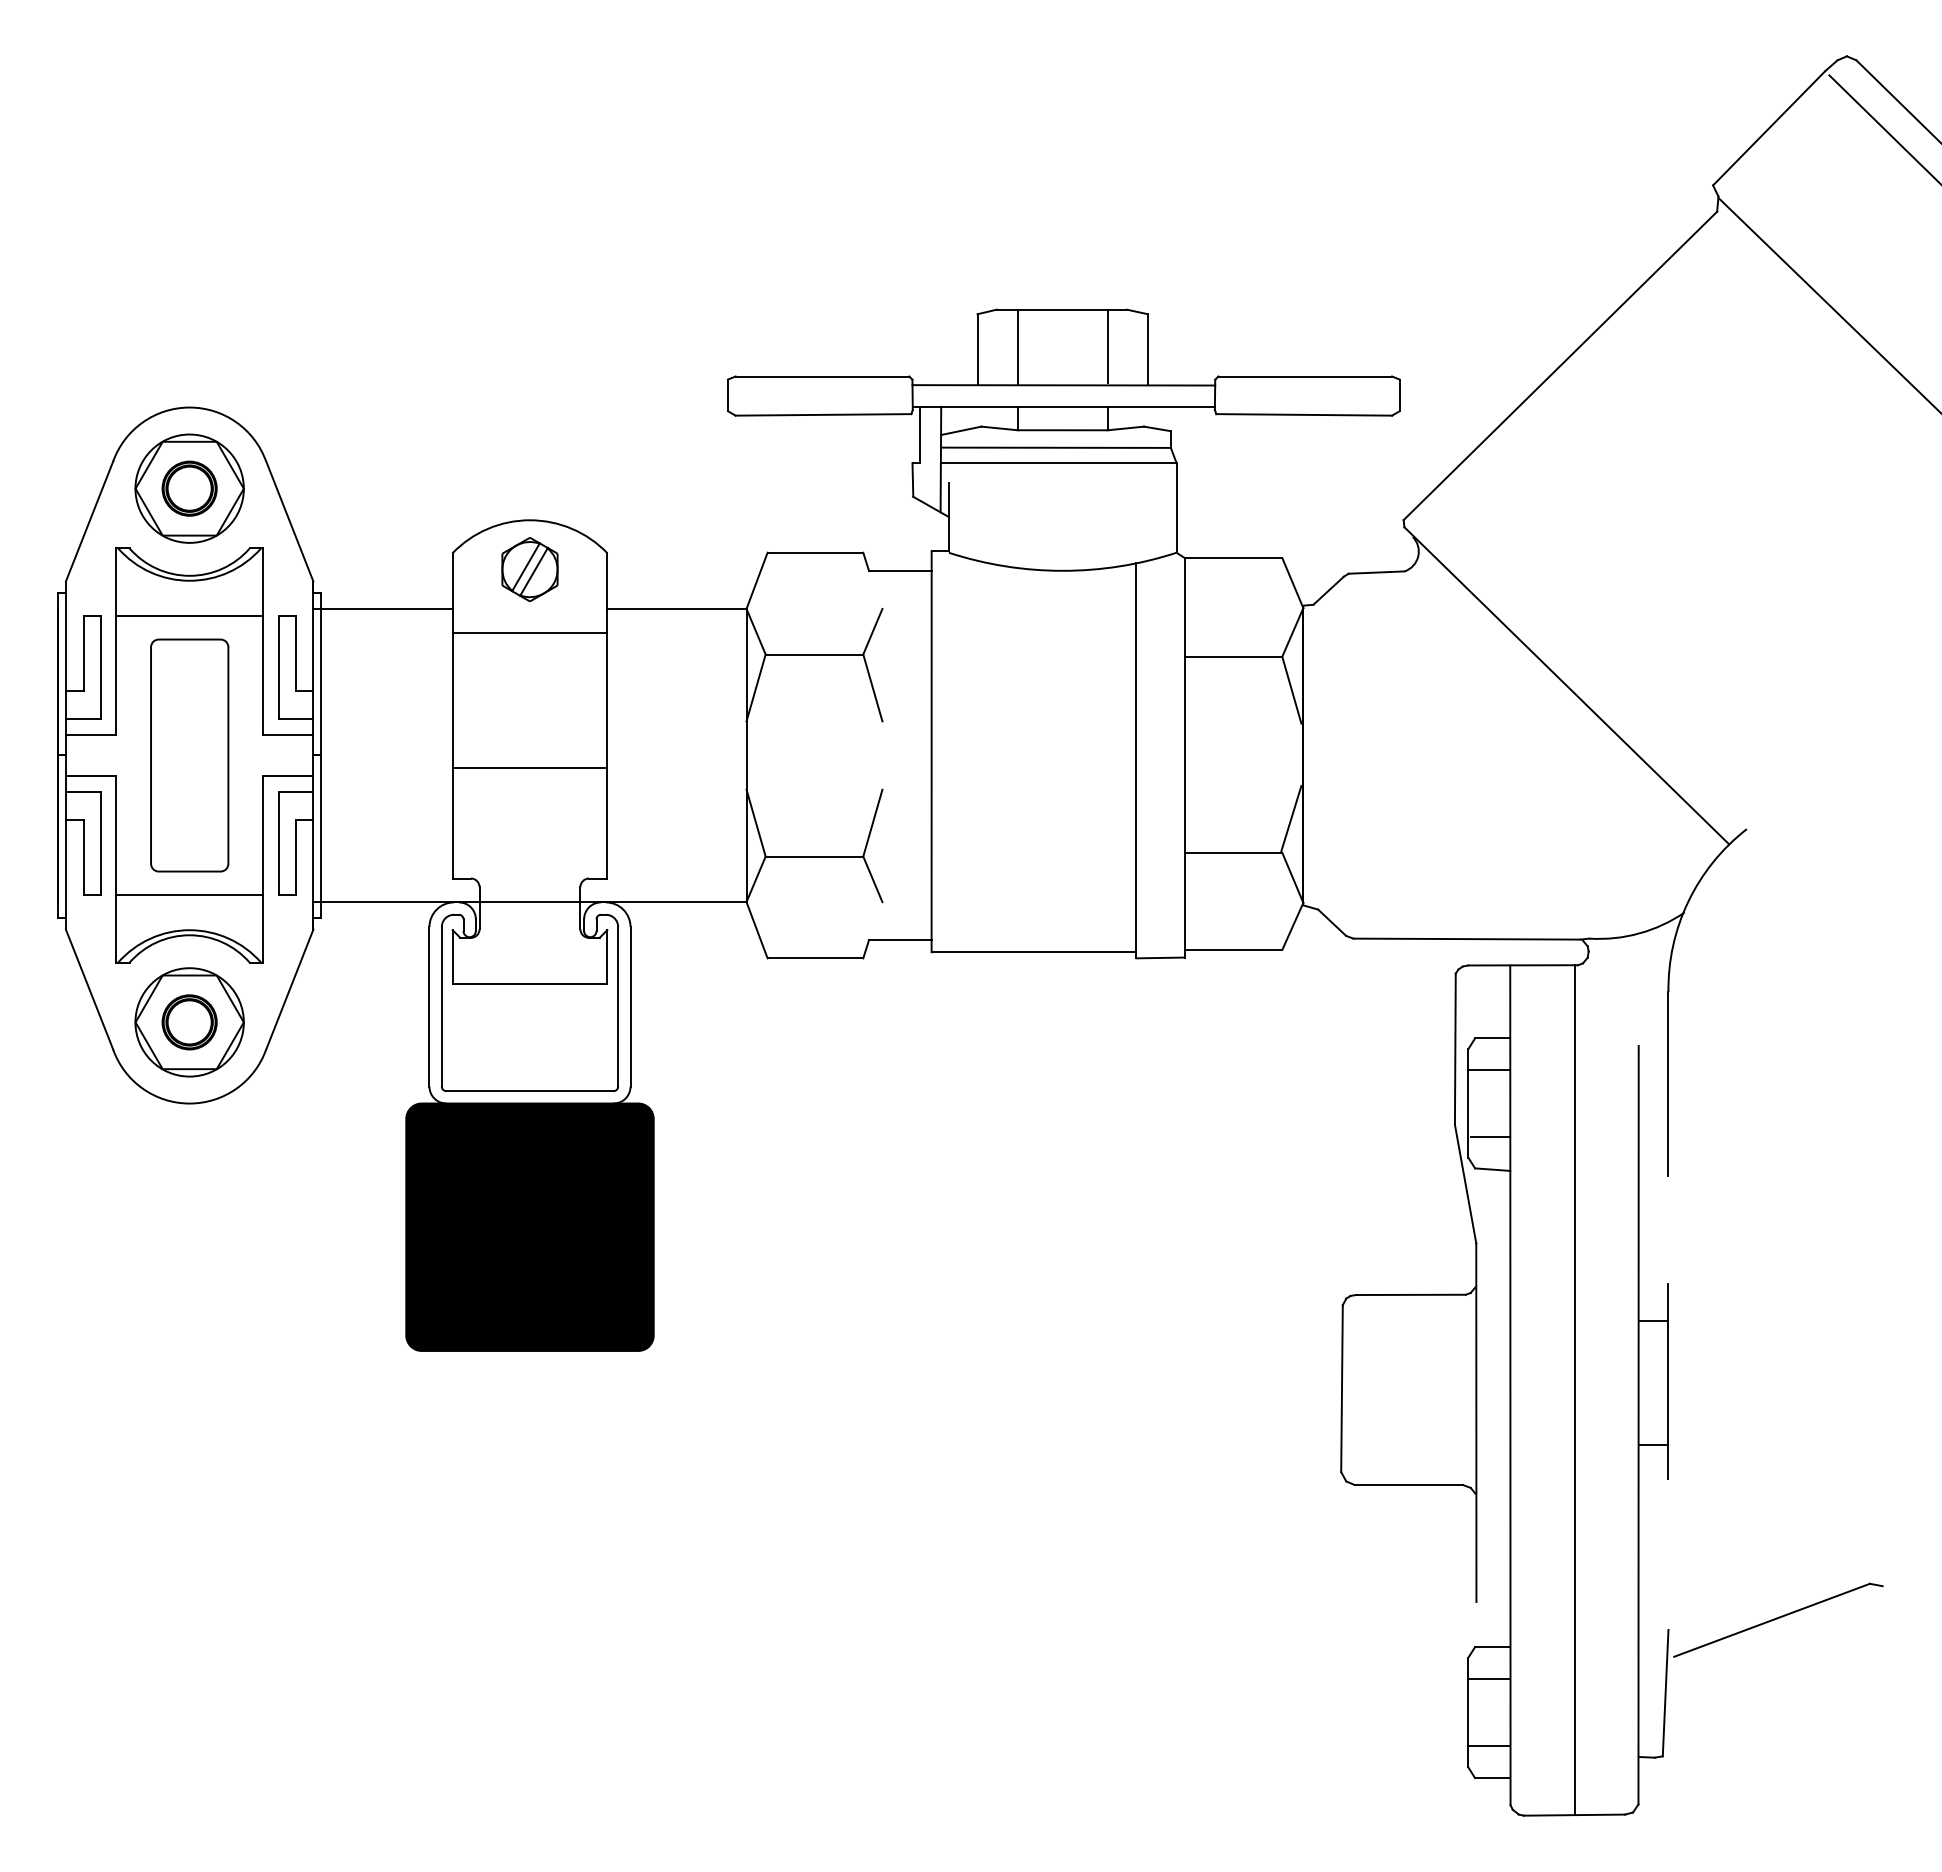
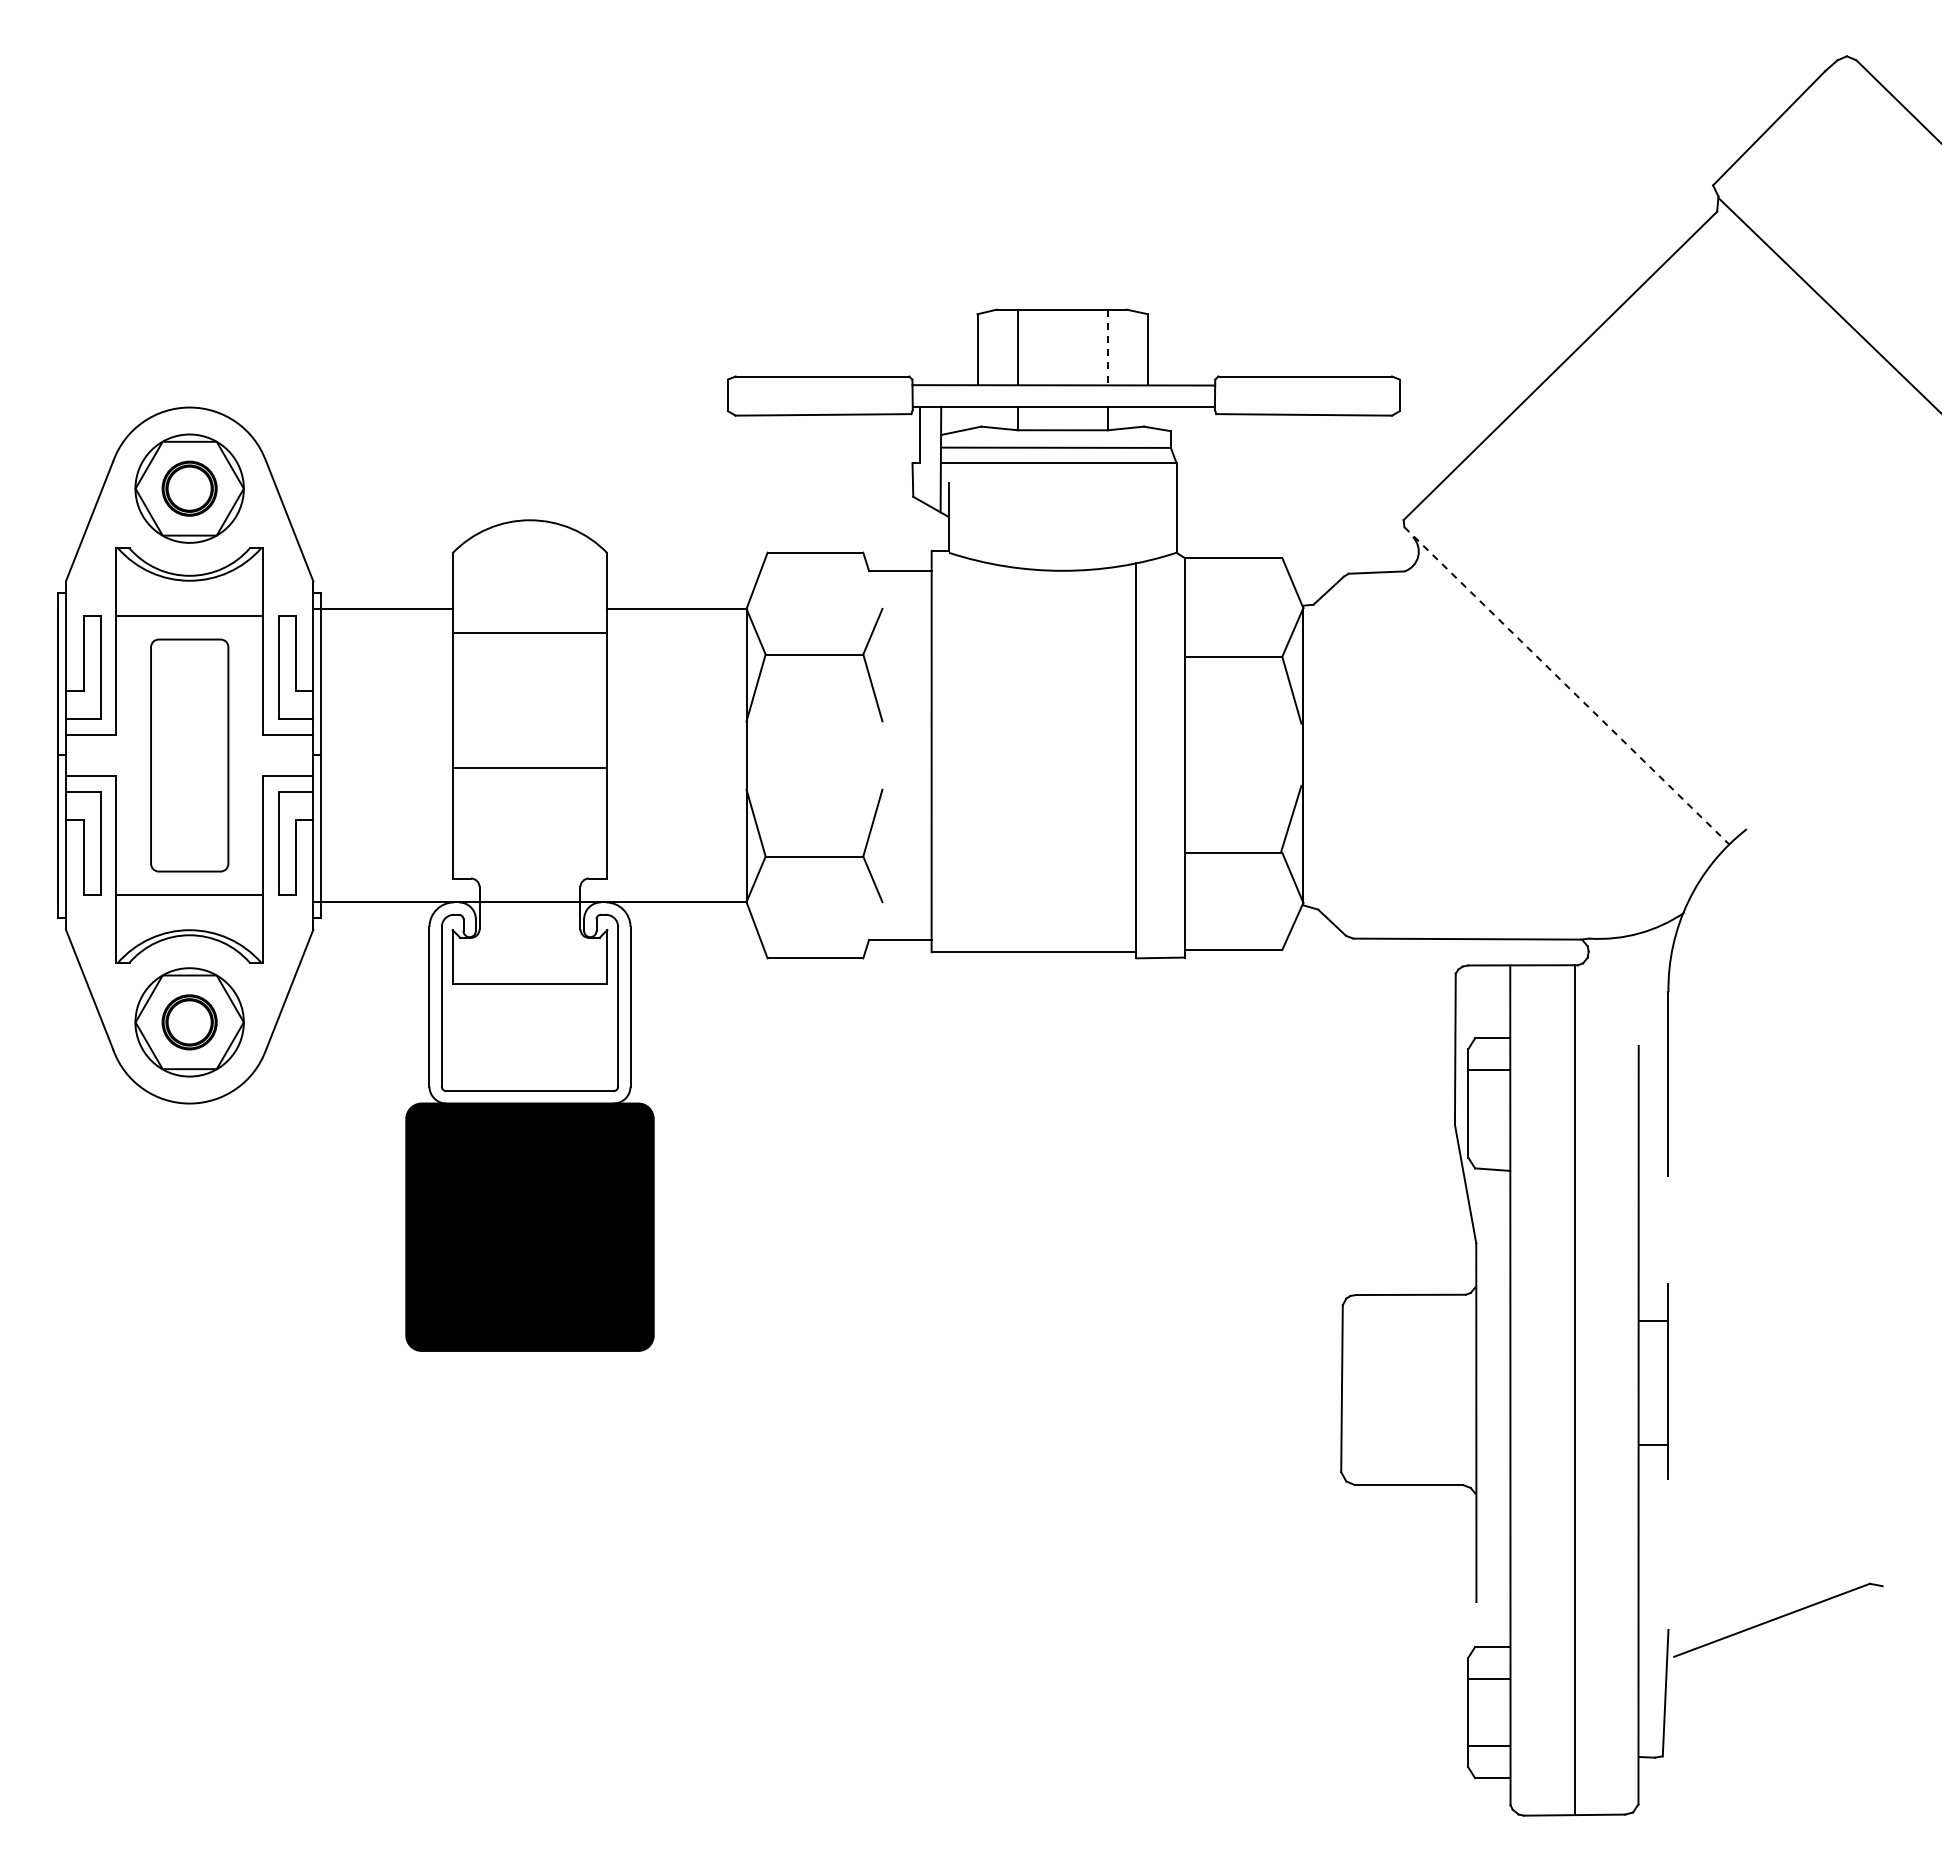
line: present -> none (1883, 128)
line: solid -> dashed (1107, 346)
part: present -> none (529, 569)
line: solid -> dashed (1567, 686)
line: present -> none (1490, 1137)
